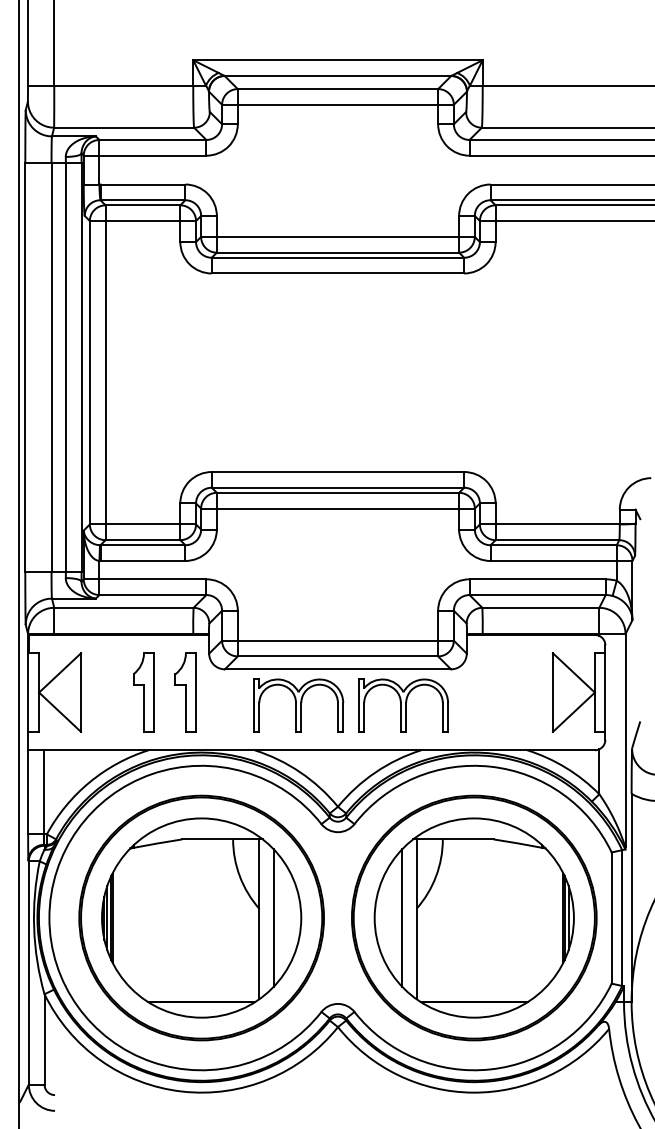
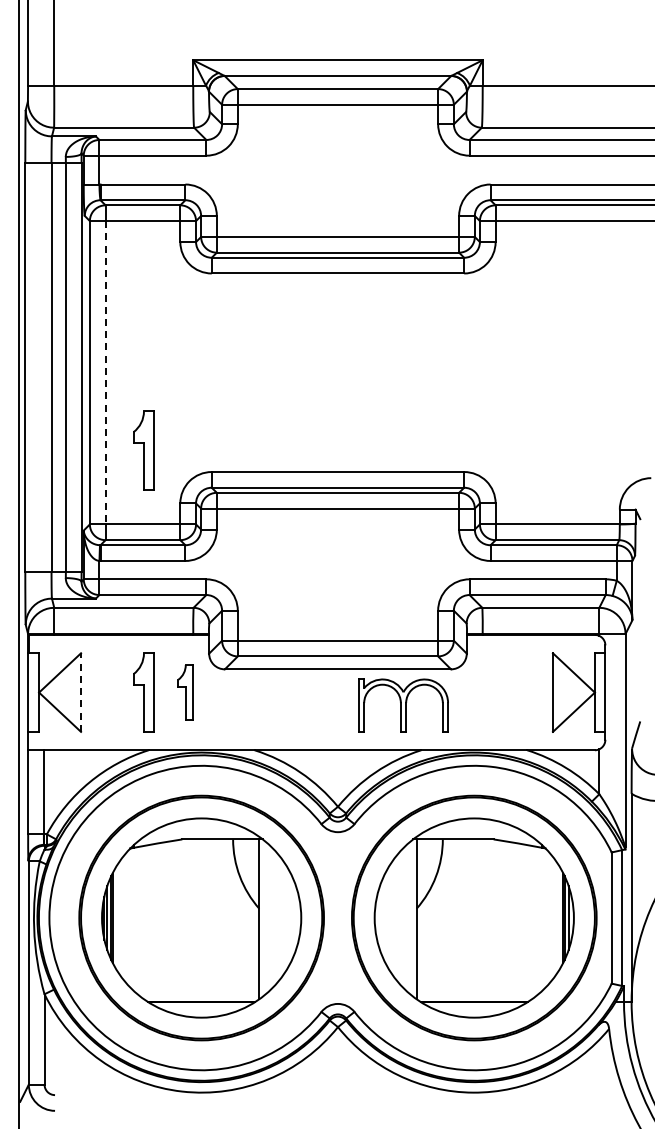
line: solid -> dashed (105, 372)
part: none -> present (143, 450)
line: solid -> dashed (81, 692)
part size: 23x81 px -> 17x57 px (185, 692)
part: present -> none (298, 705)
line: present -> none (273, 918)
line: present -> none (402, 918)
